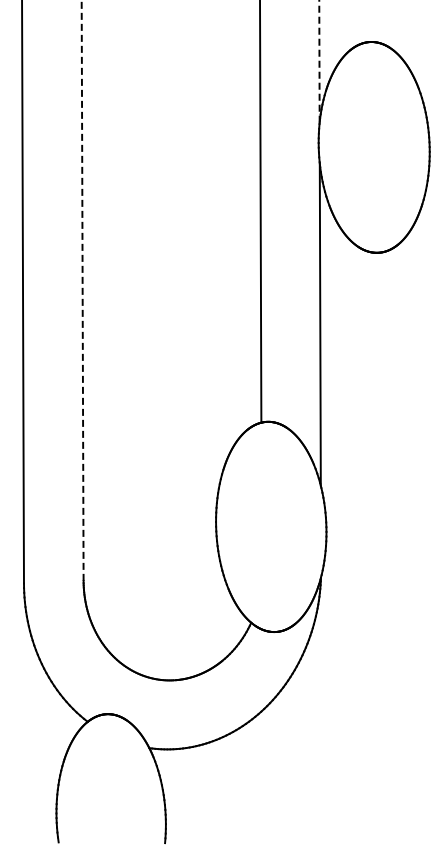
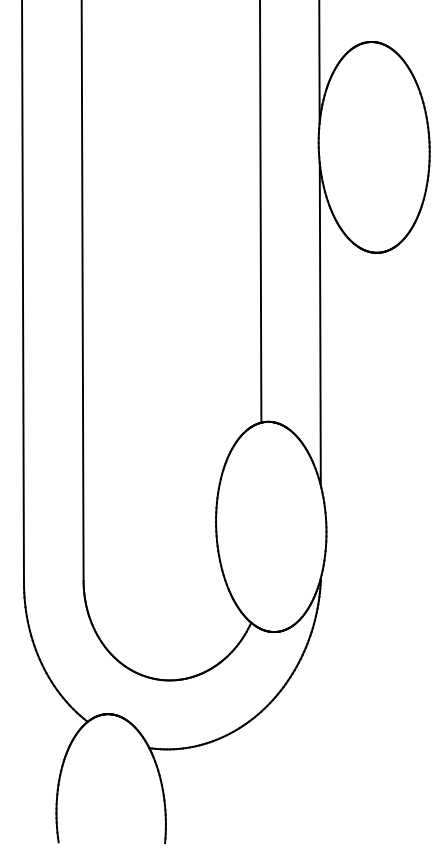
line: dashed -> solid (319, 61)
line: dashed -> solid (82, 290)
